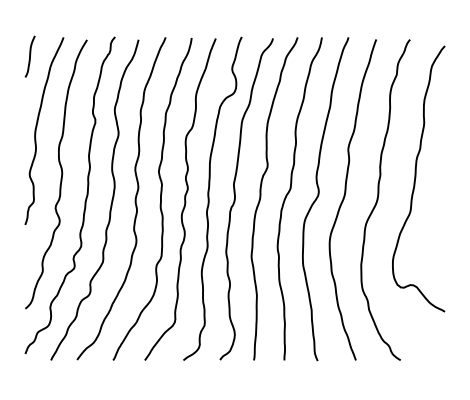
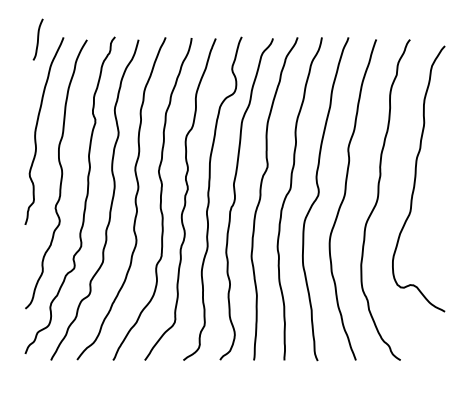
curve position: (29, 56) -> (37, 39) (37, 39)
